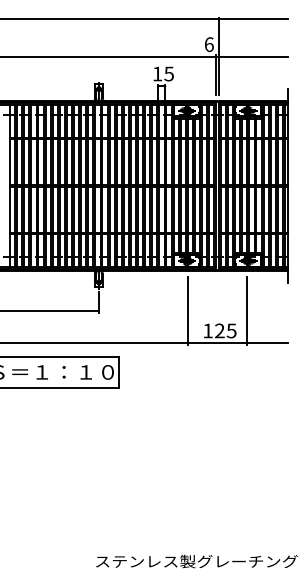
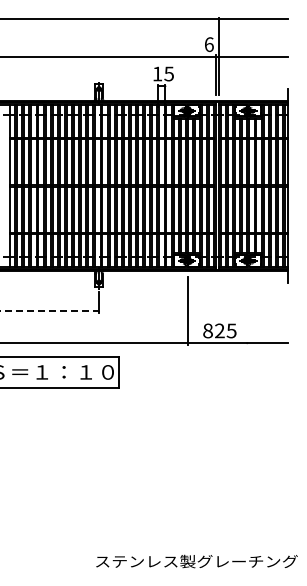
line: present -> none (247, 310)
line: solid -> dashed (50, 311)
text: 125 -> 825 (207, 330)
